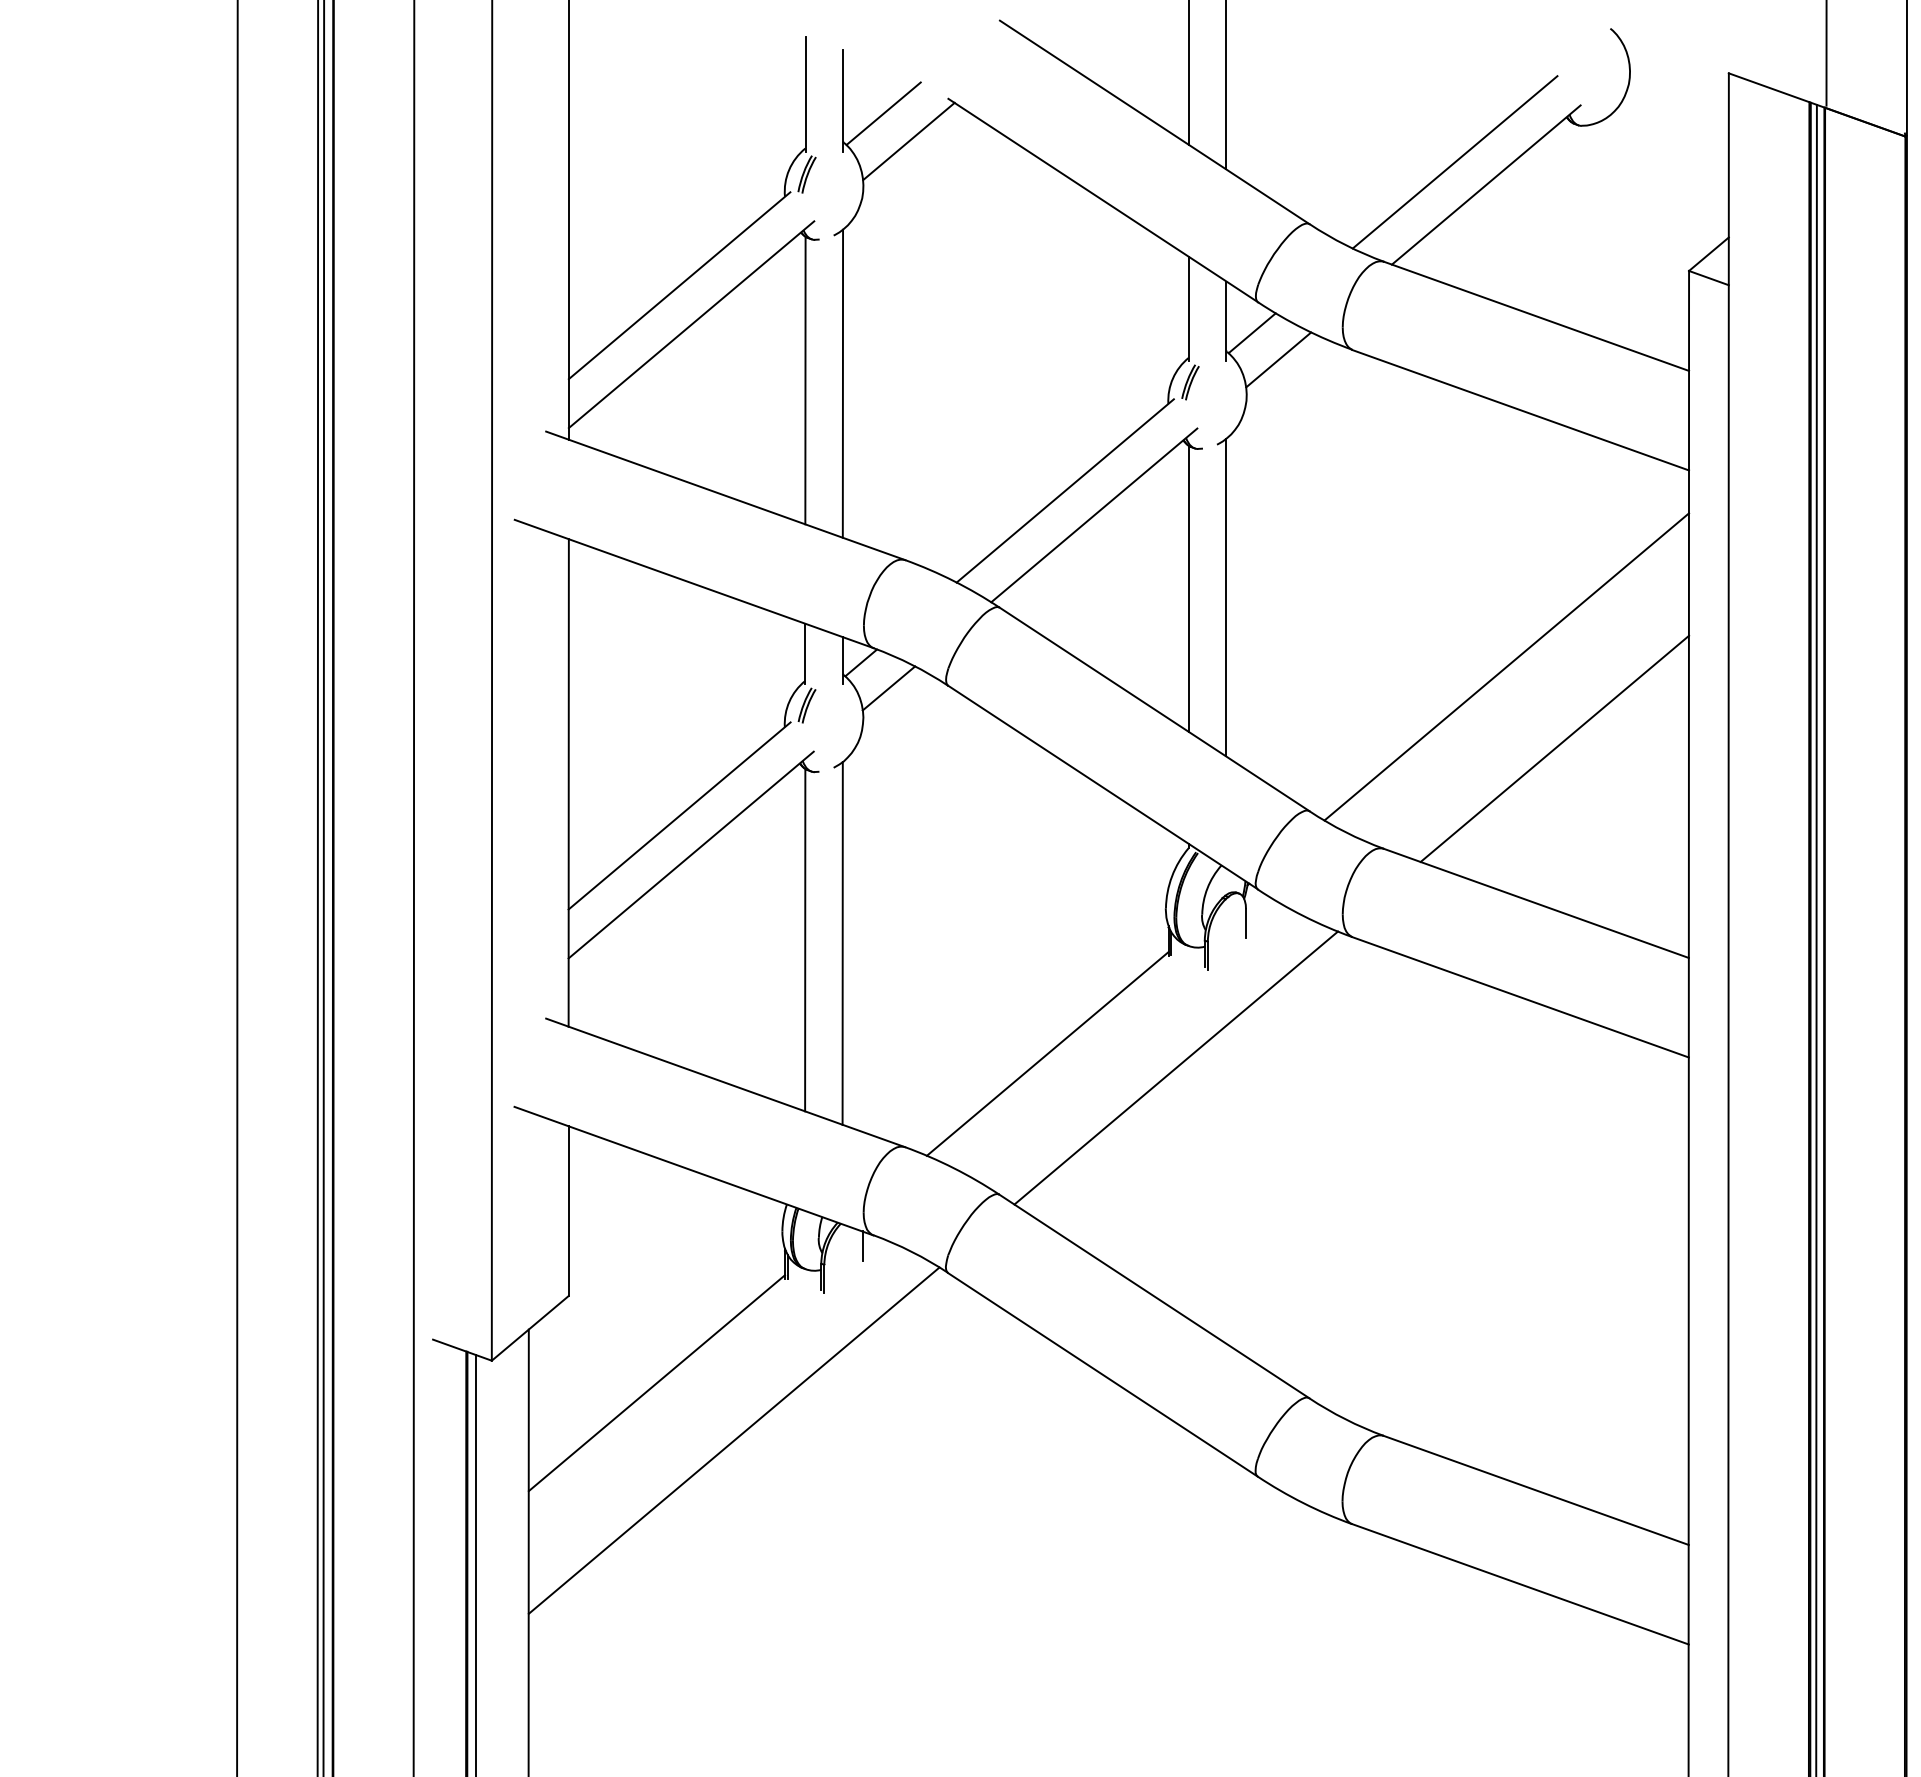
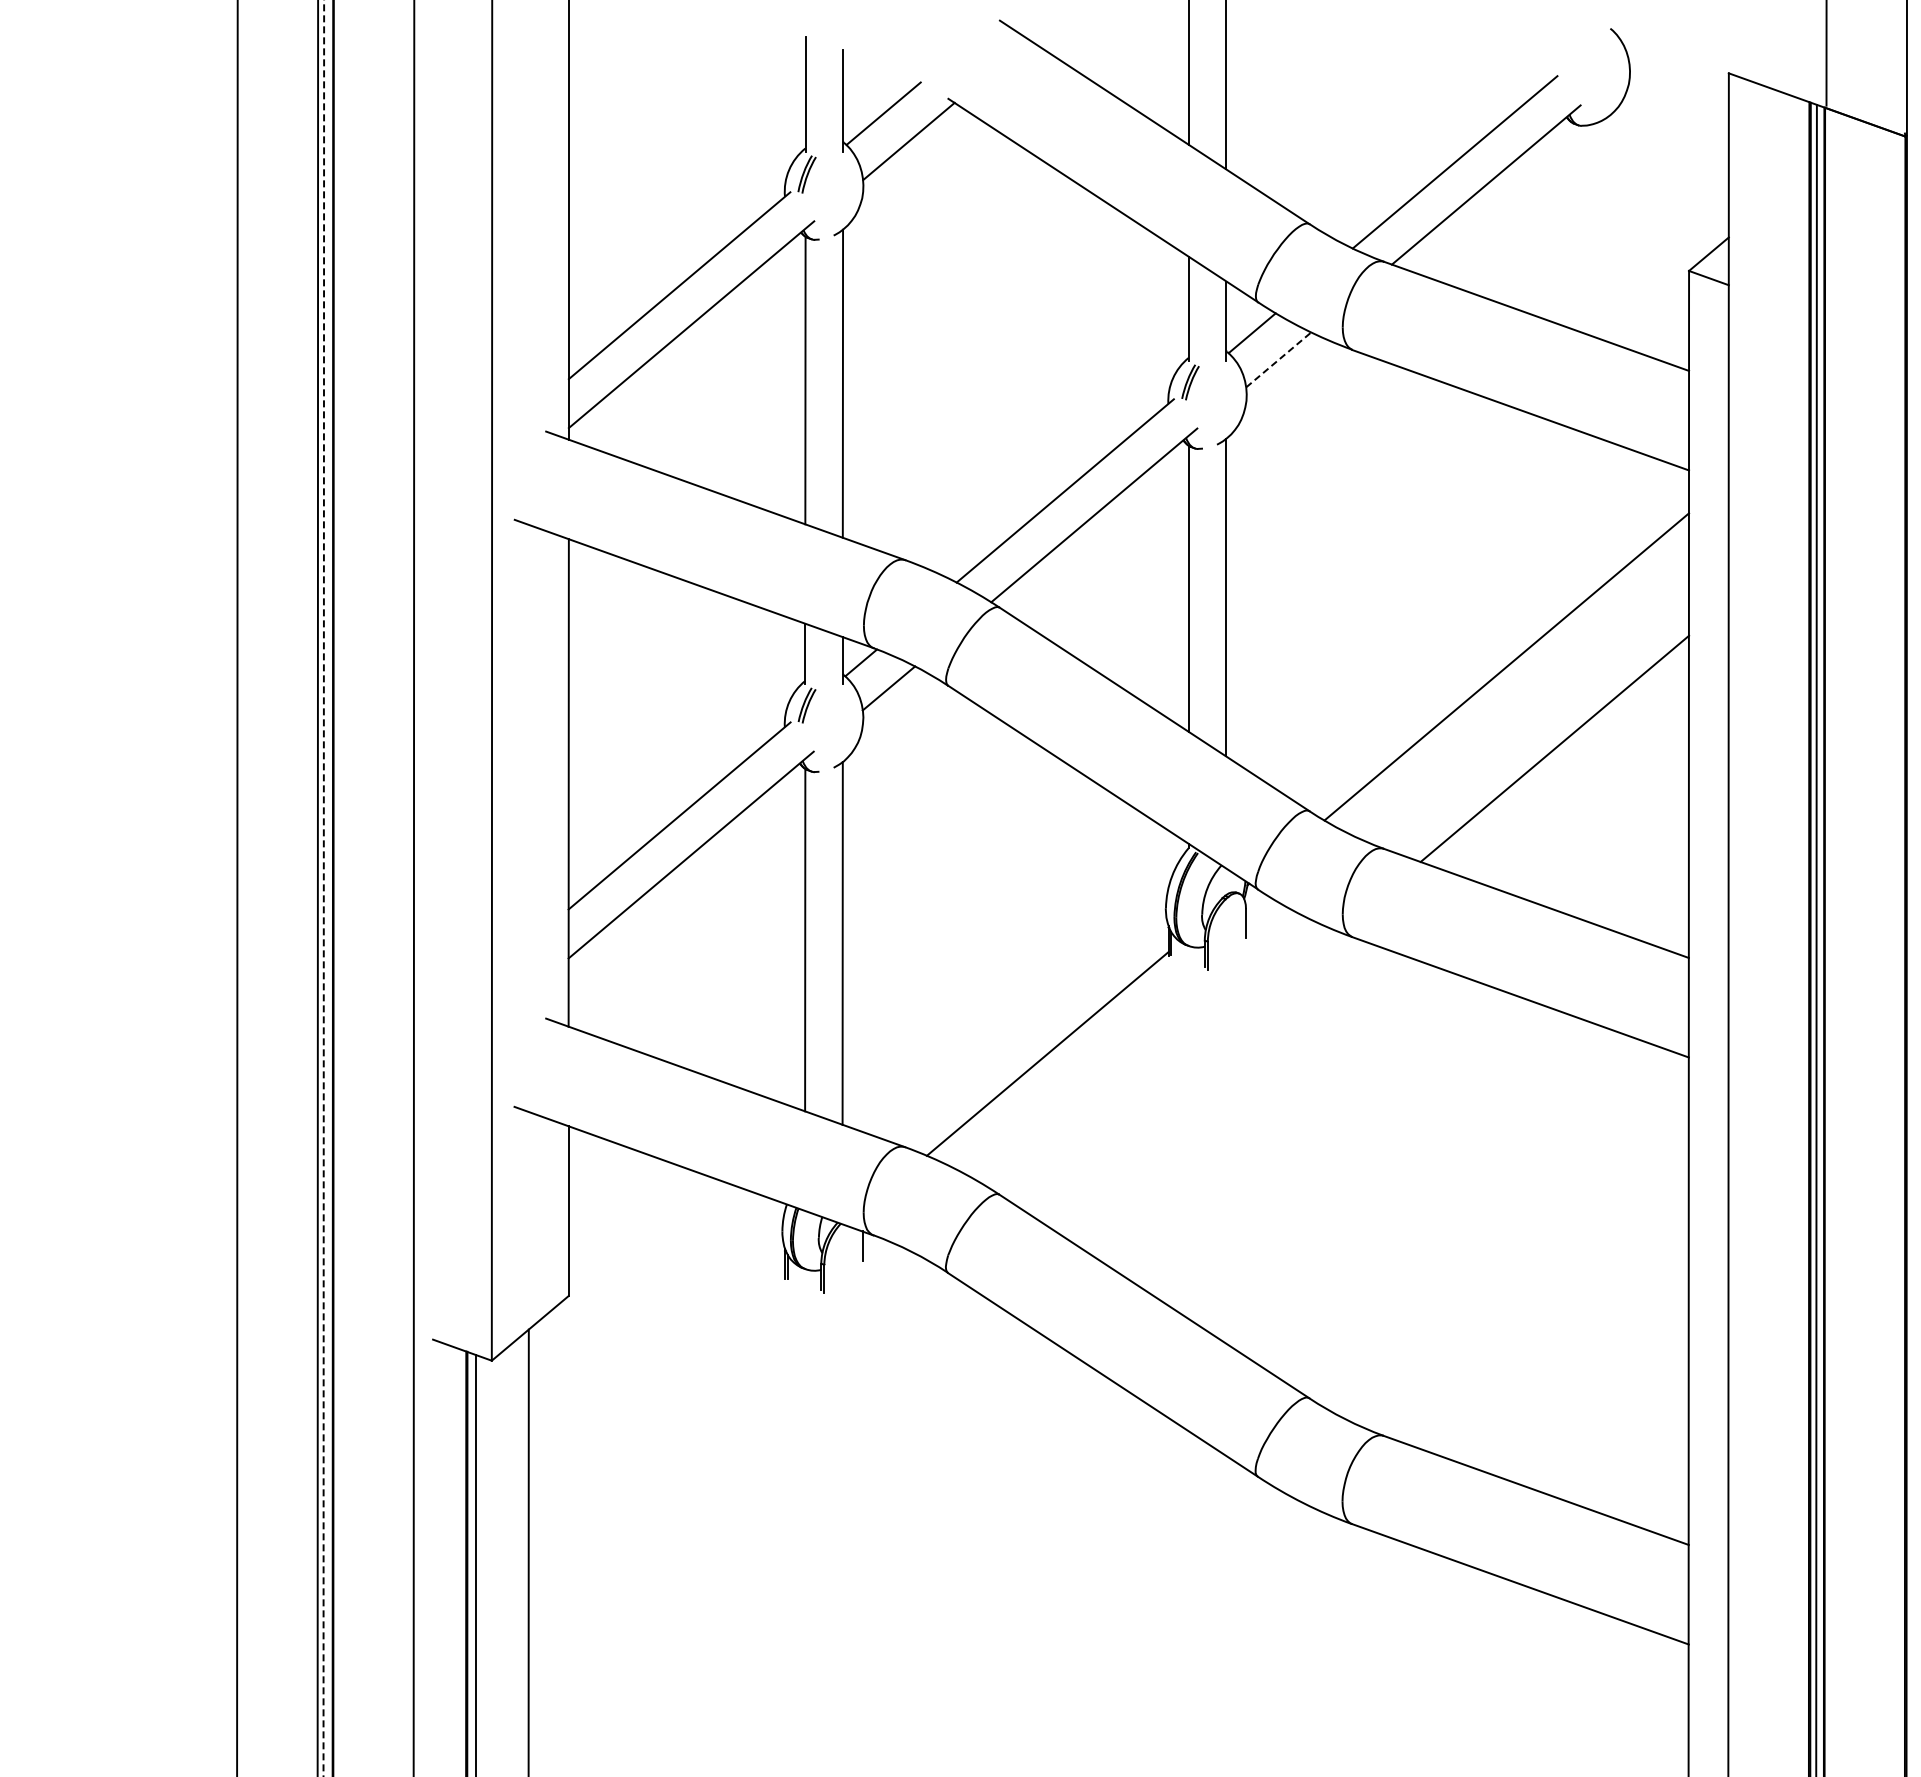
line: solid -> dashed (1279, 359)
line: solid -> dashed (323, 888)
line: present -> none (1176, 1067)
line: present -> none (656, 1383)
line: present -> none (733, 1440)
